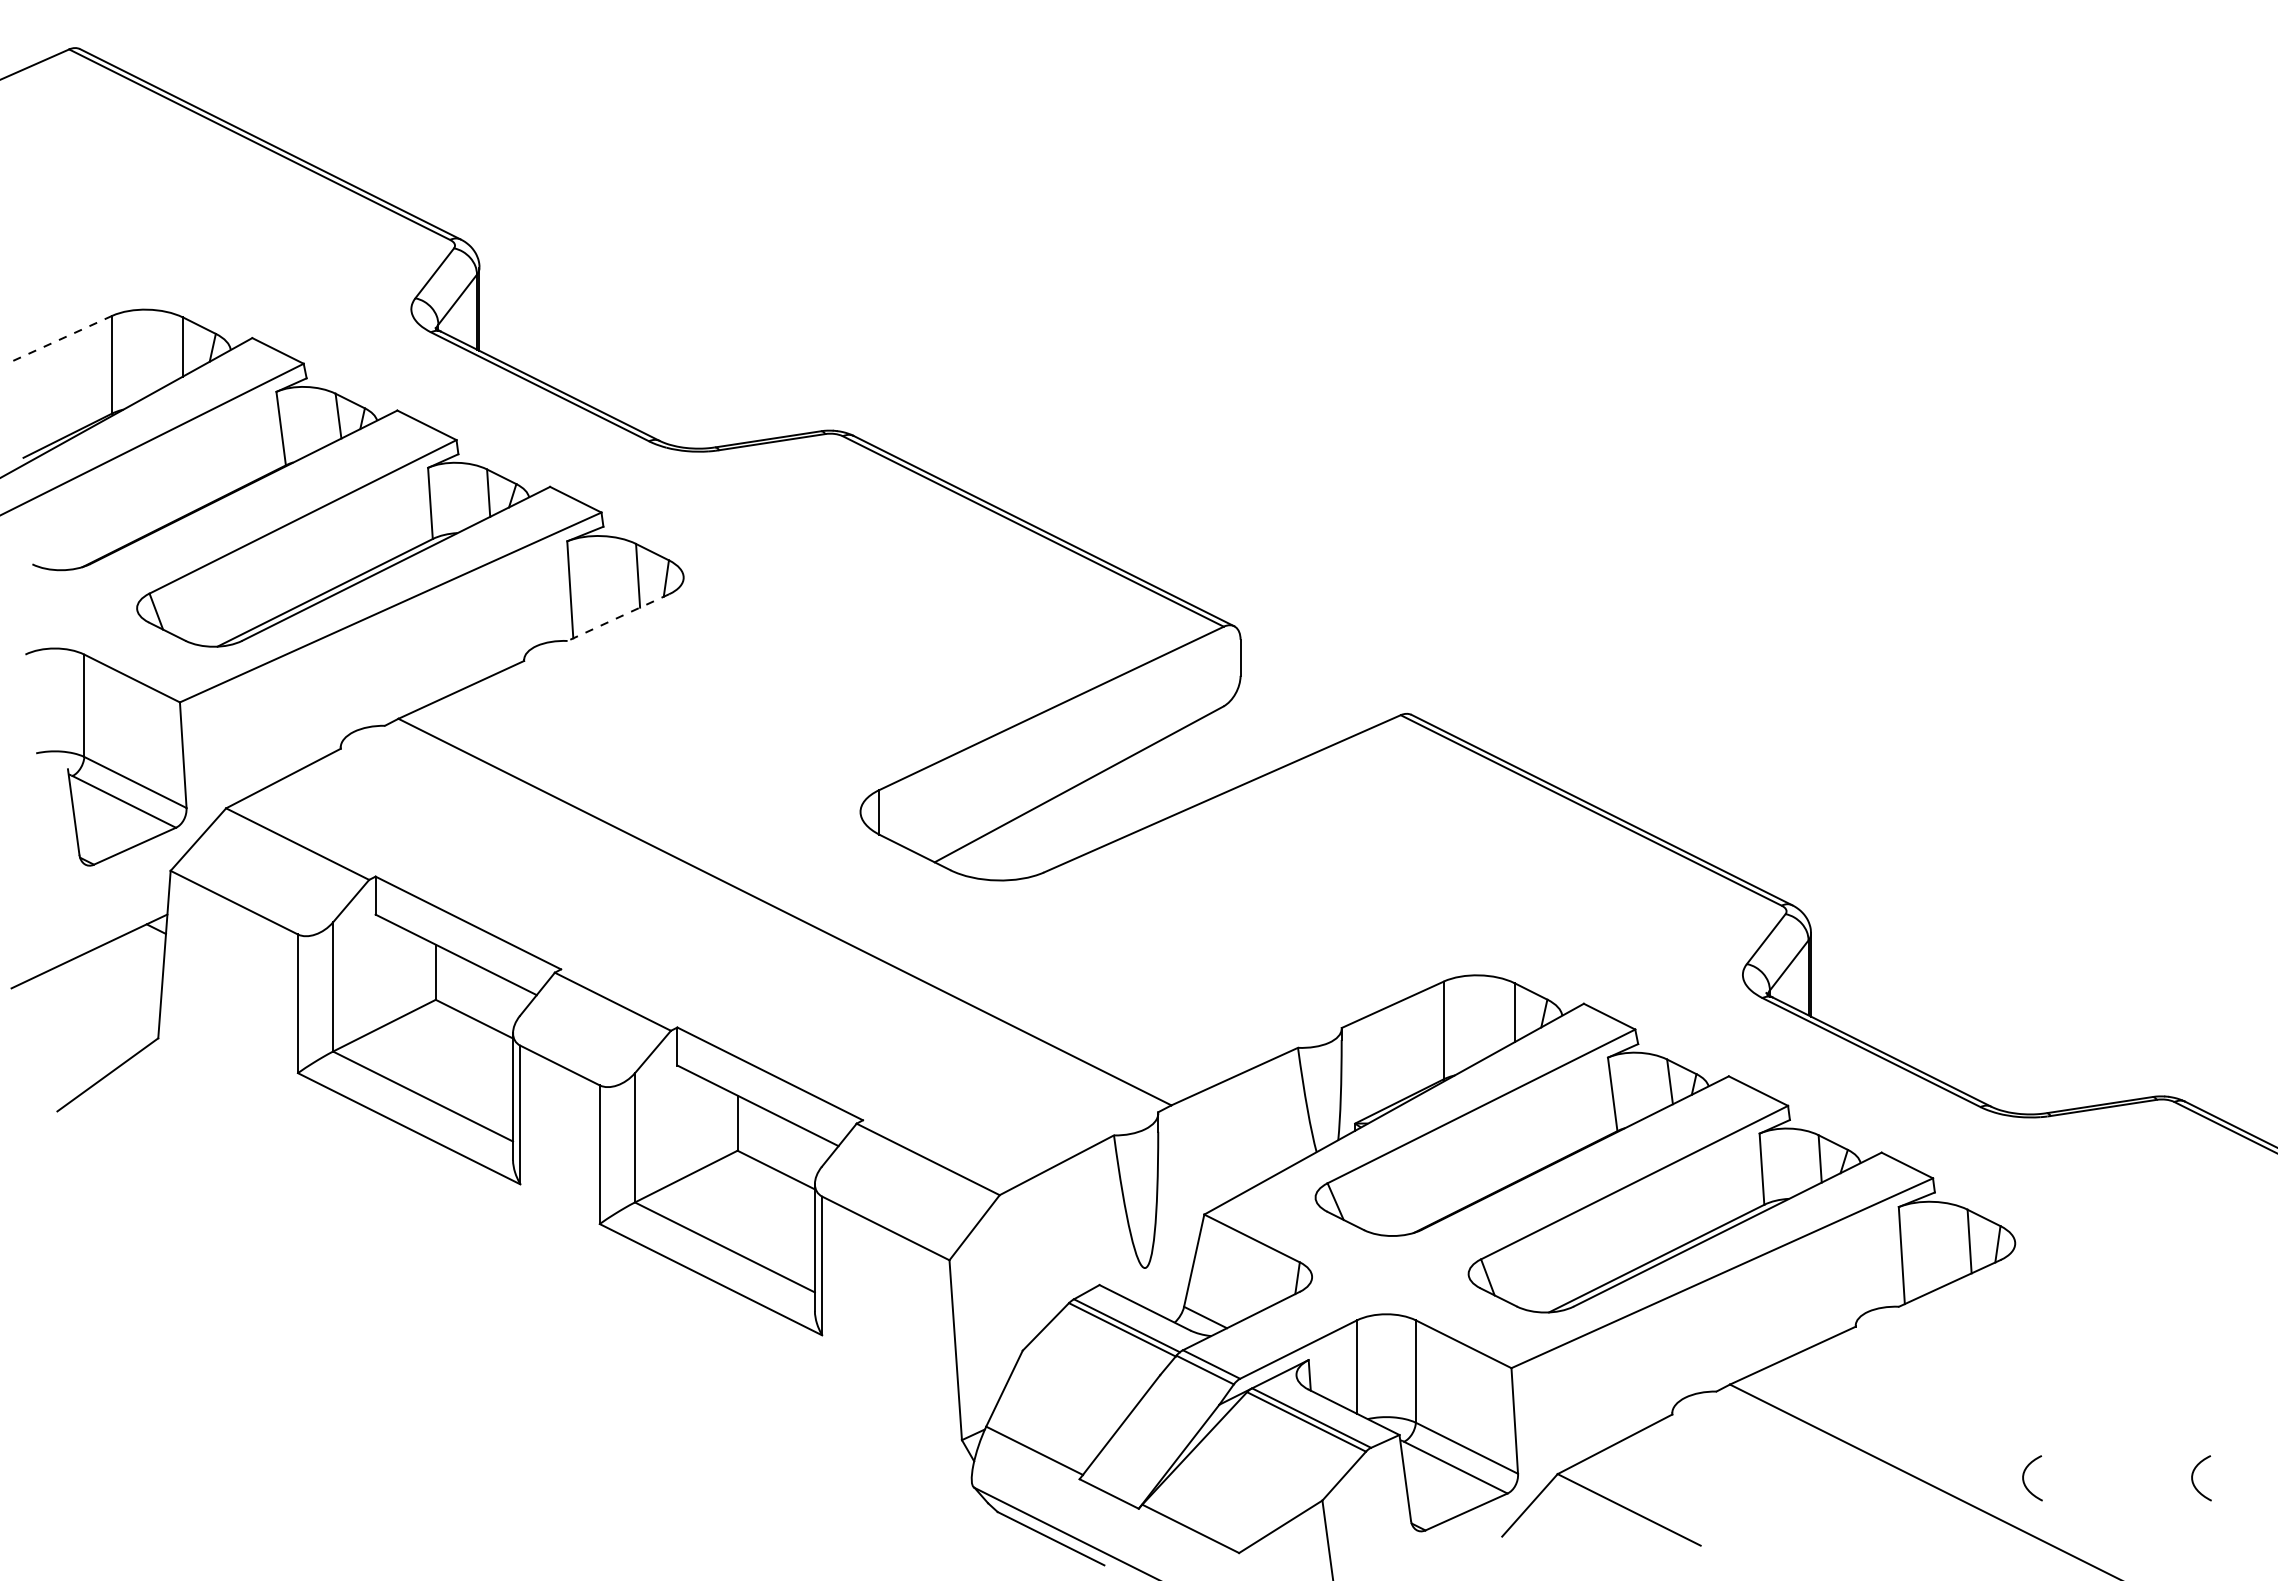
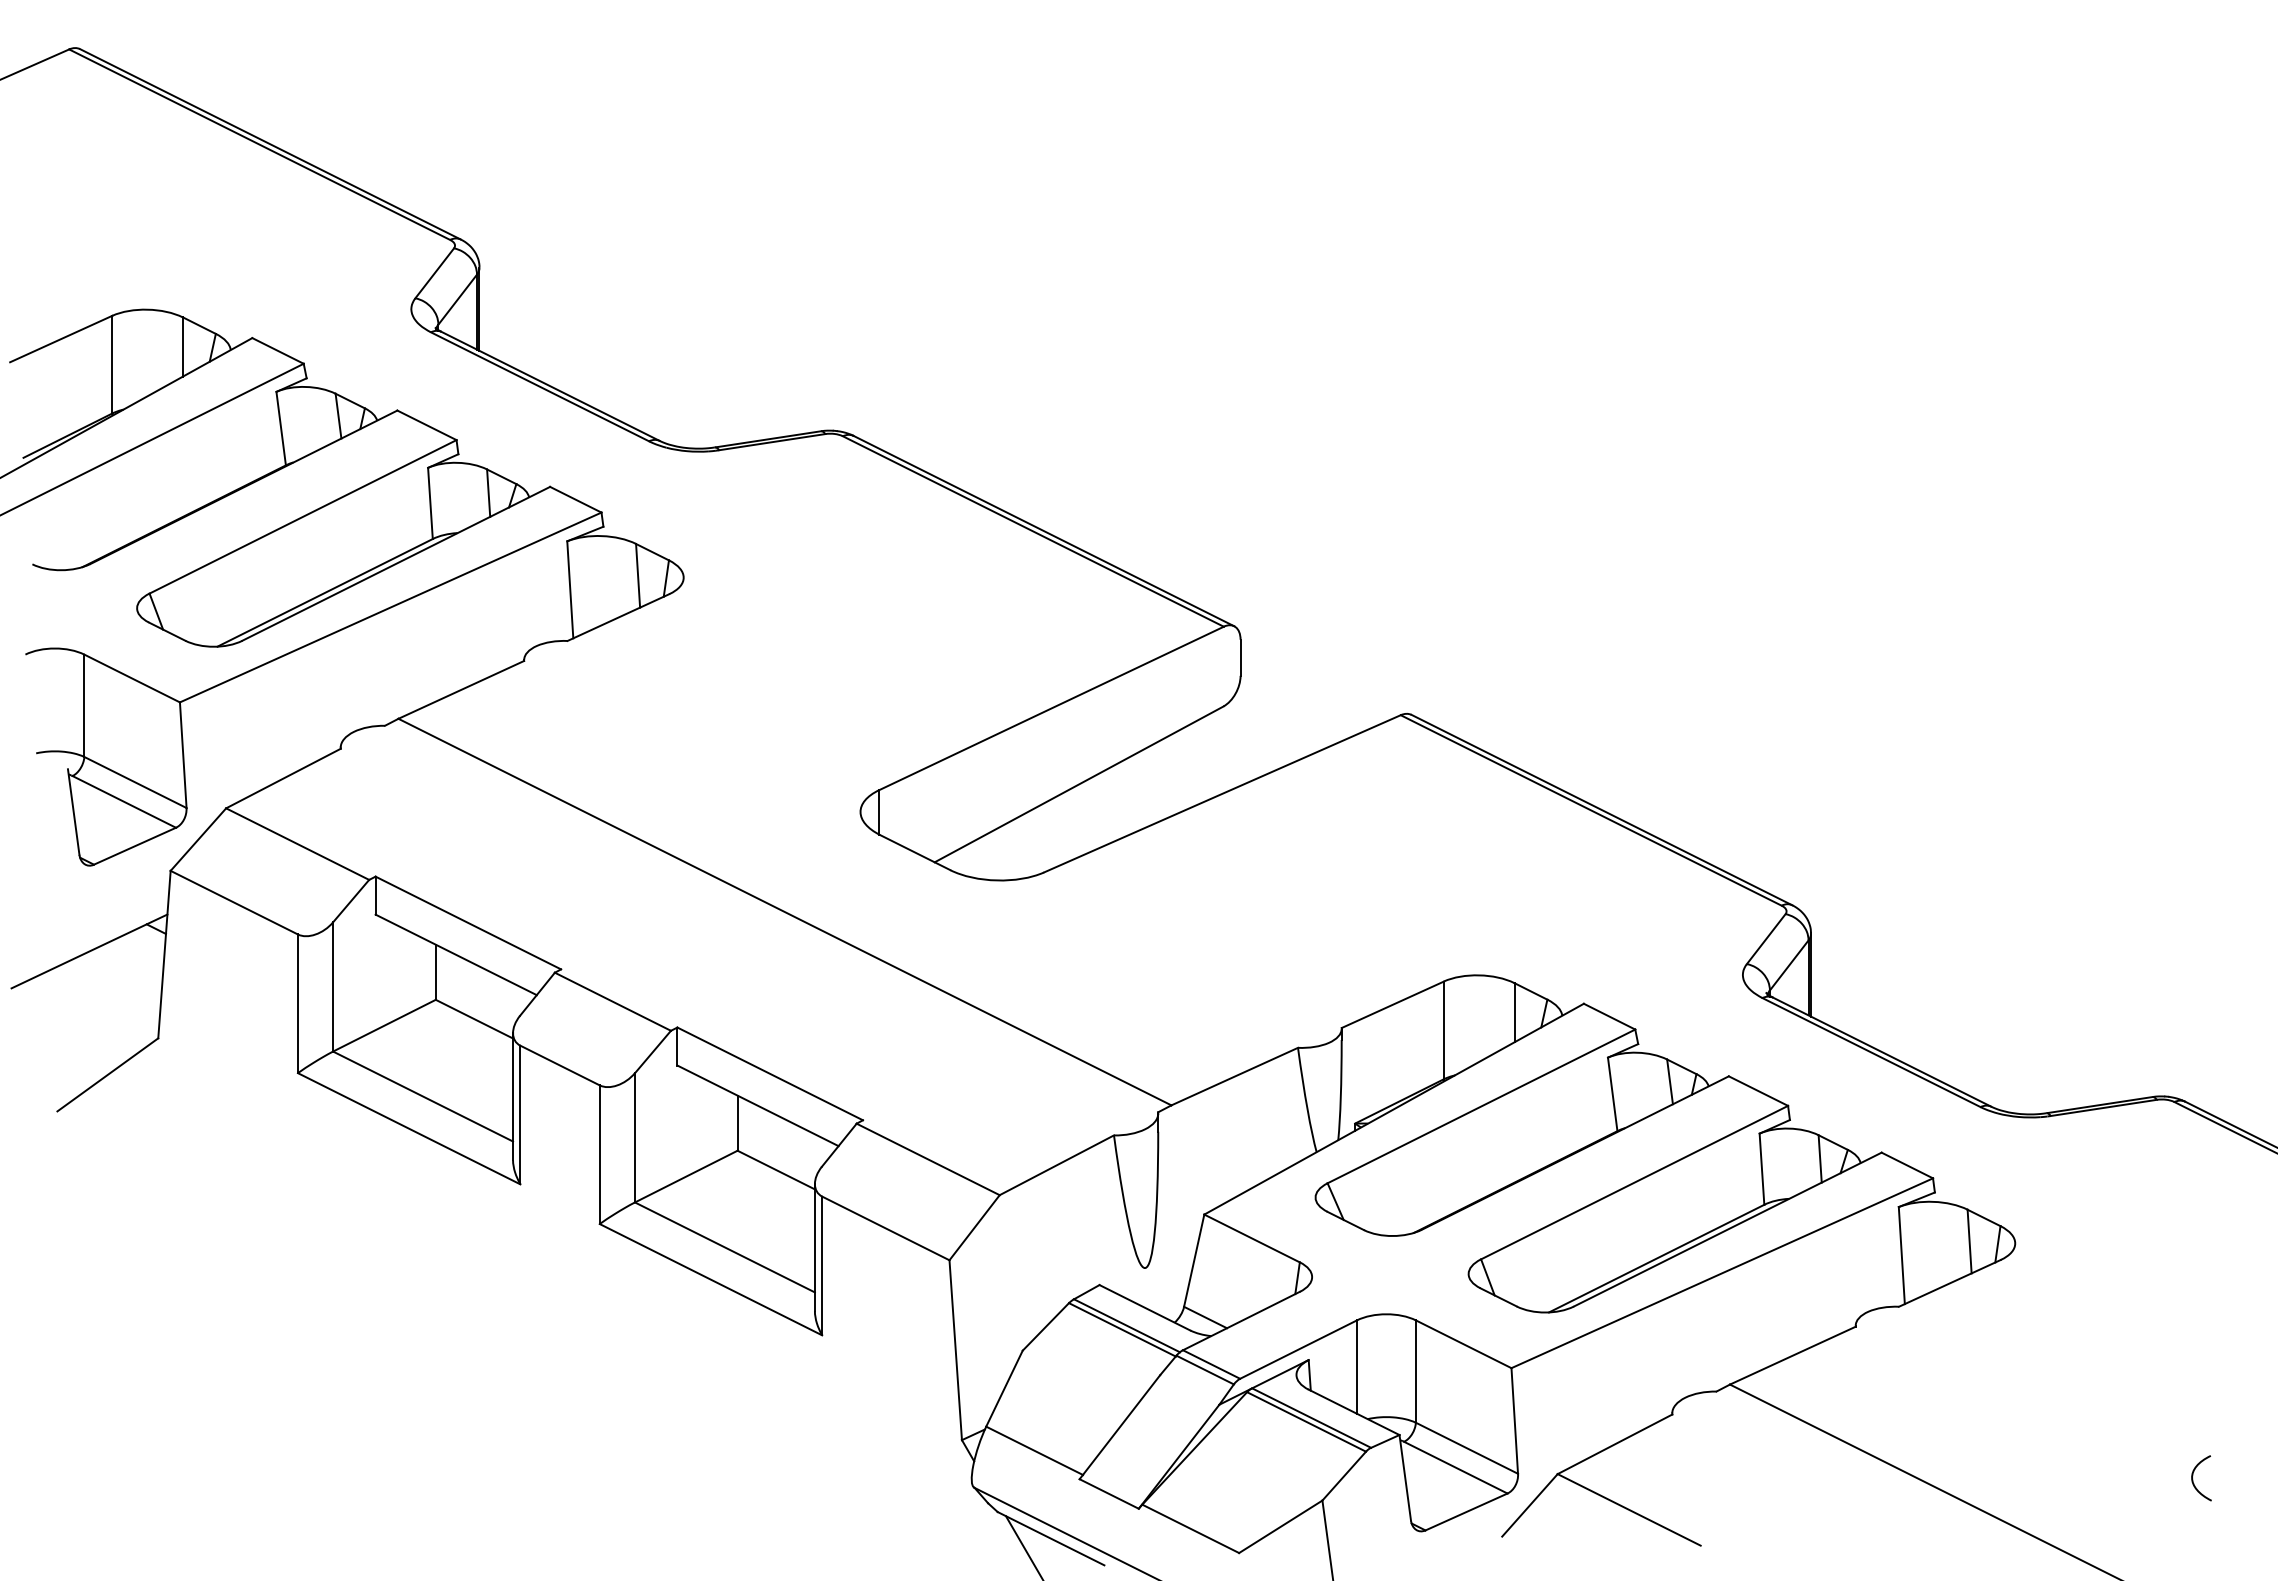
line: dashed -> solid (60, 339)
line: dashed -> solid (618, 617)
curve: present -> none (2024, 1479)
line: none -> present (1023, 1546)
